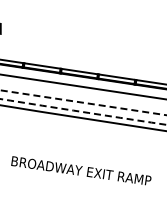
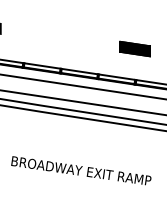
part: none -> present (134, 48)
line: dashed -> solid (83, 102)
arc: dashed -> solid (83, 112)
